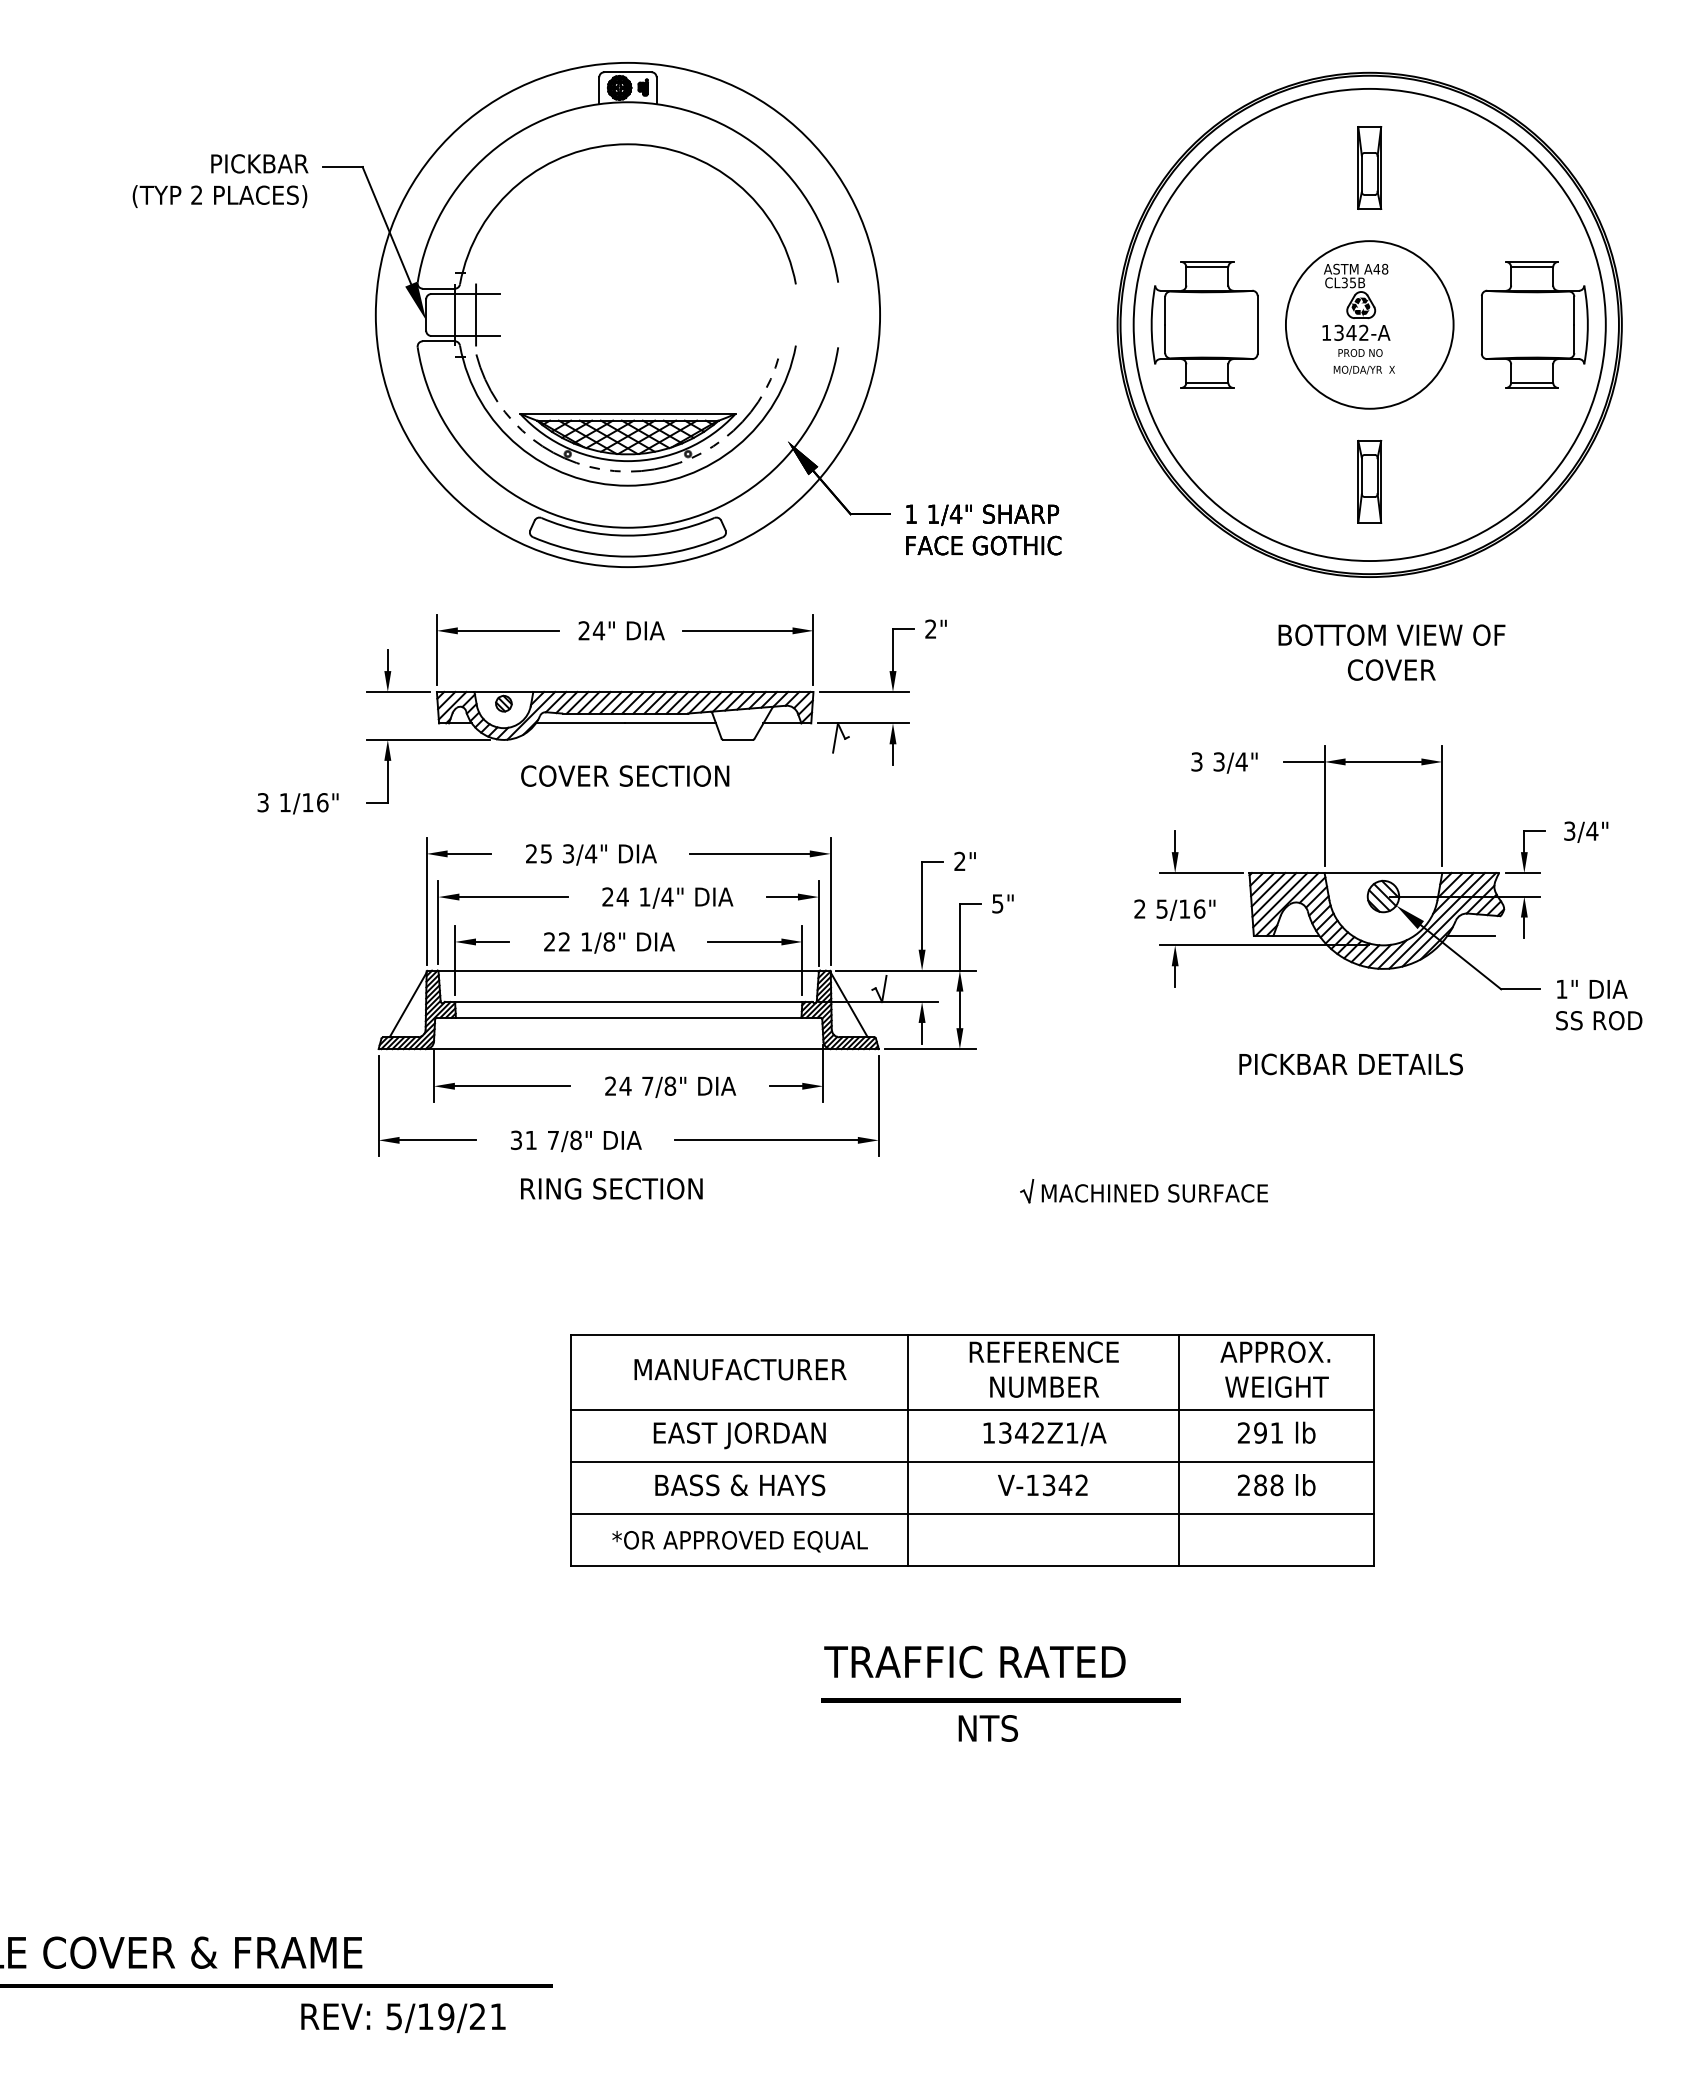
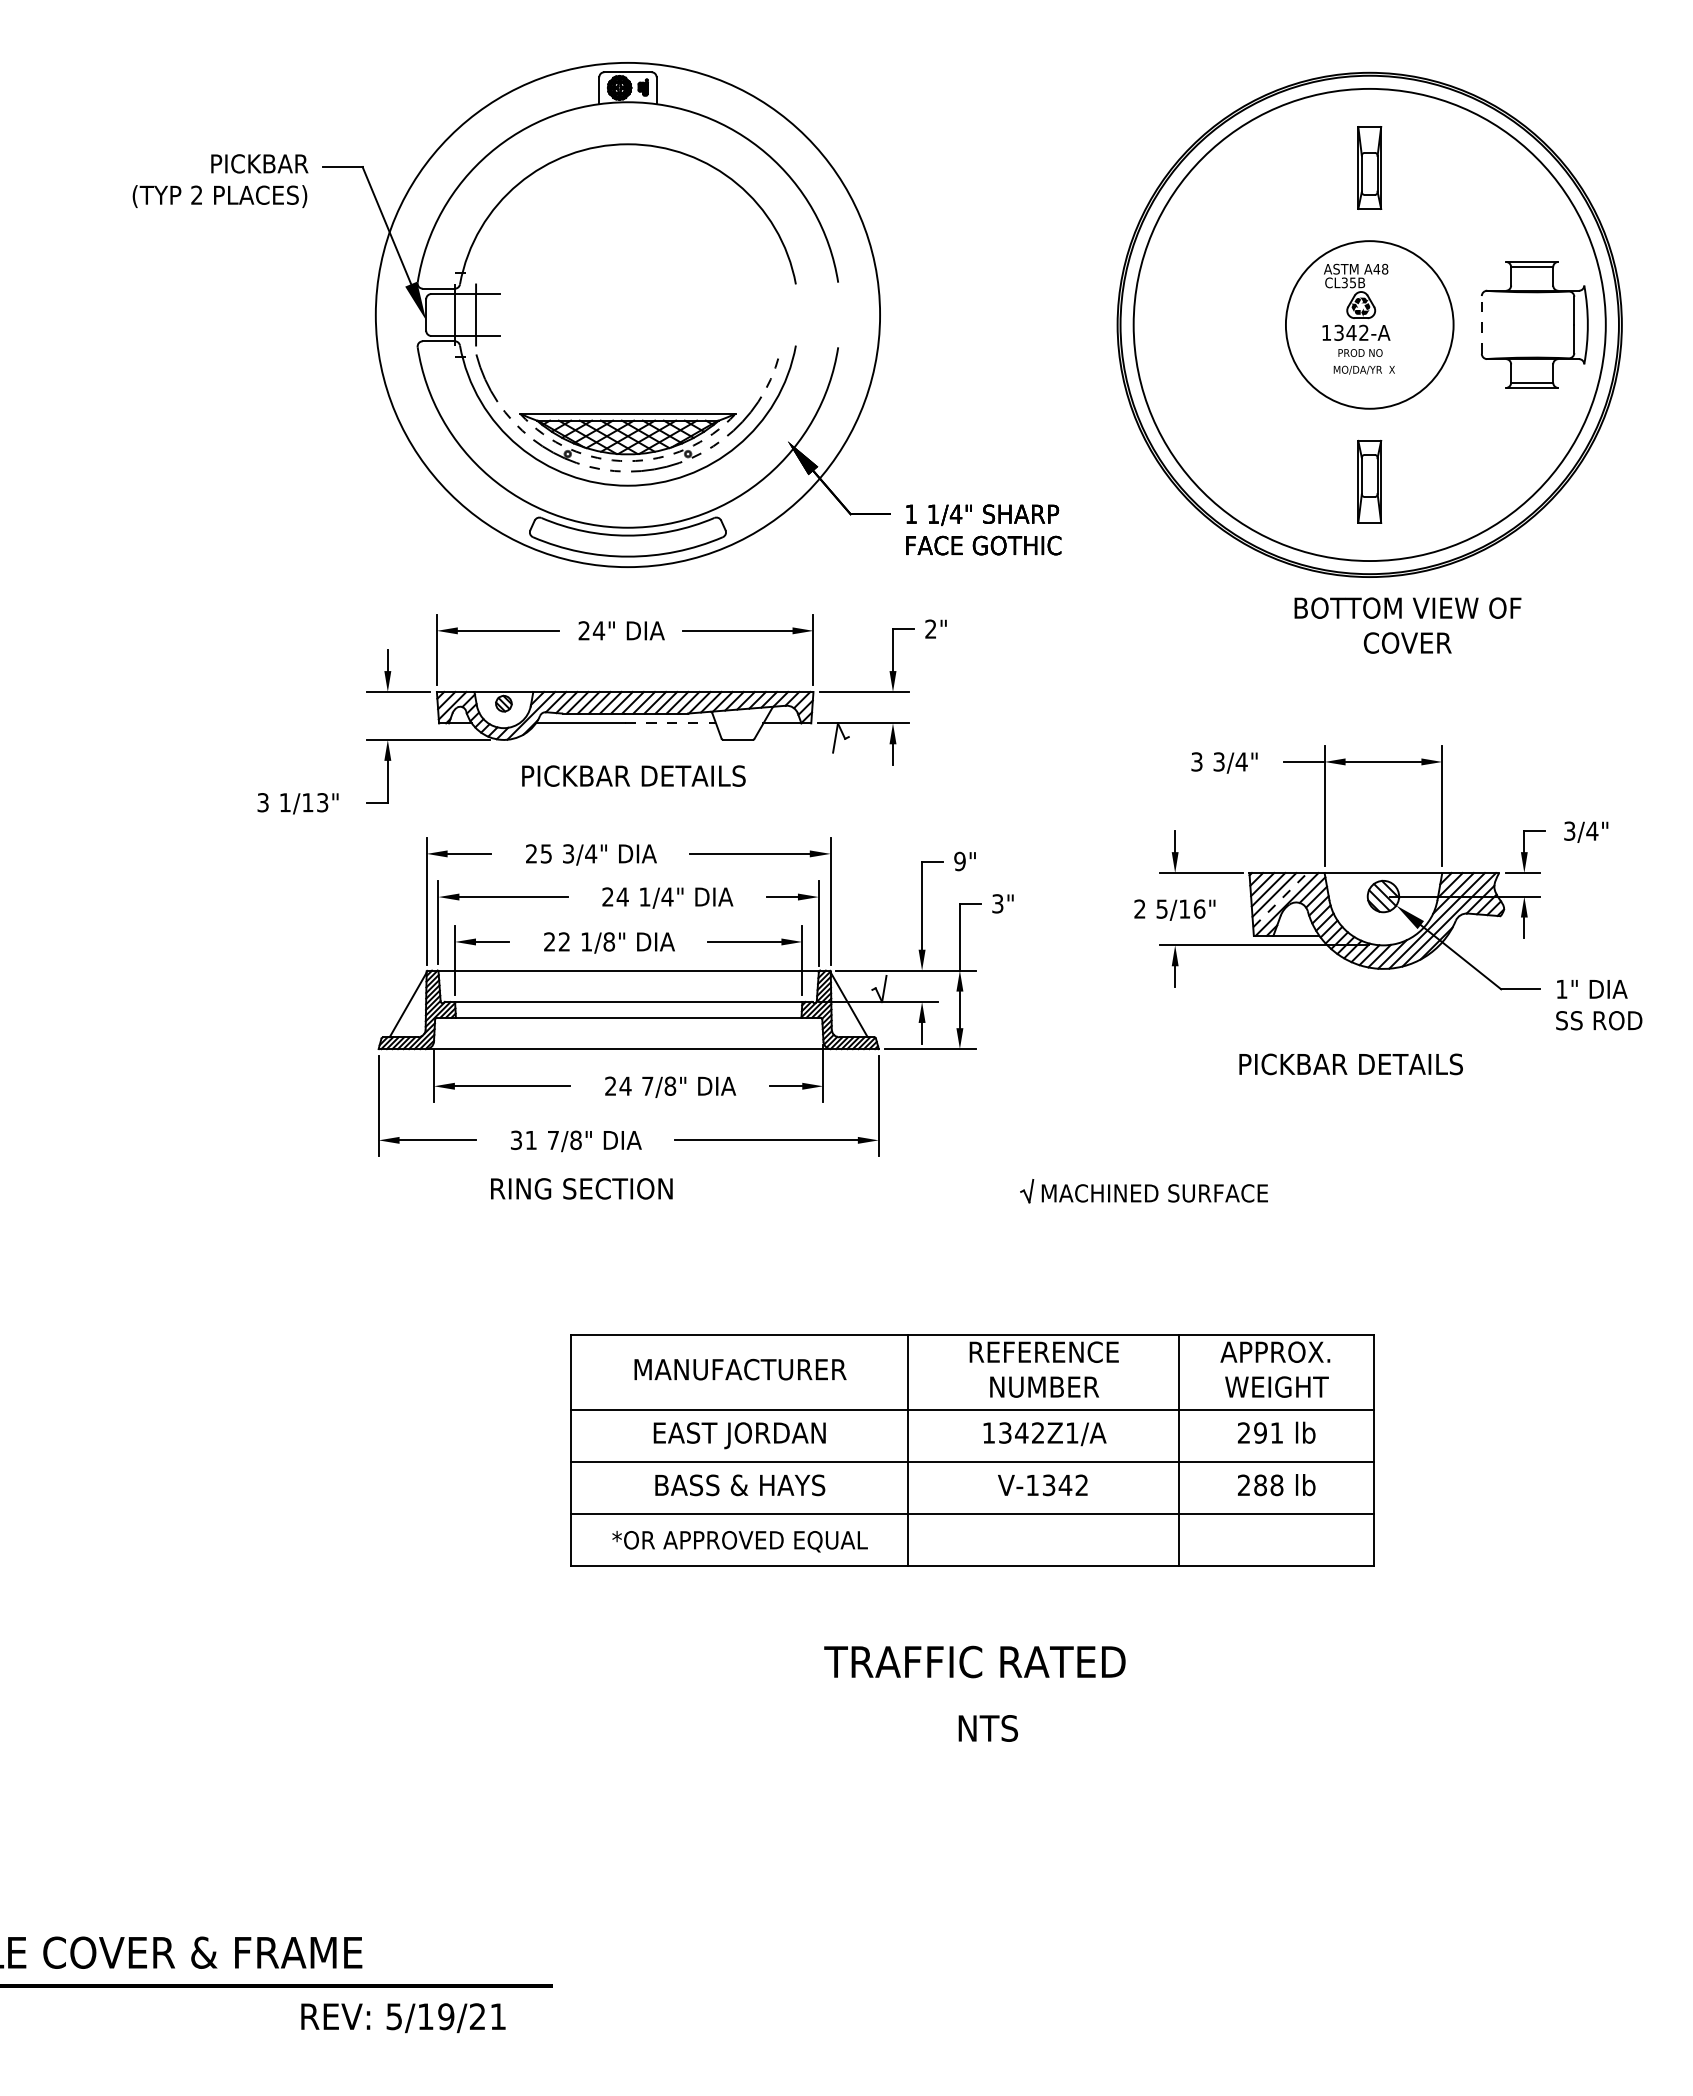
part: present -> none (1204, 324)
line: solid -> dashed (1481, 324)
arc: solid -> dashed (627, 461)
text position: (1391, 652) -> (1407, 625) (1407, 625)
line: solid -> dashed (671, 723)
text: COVER SECTION -> PICKBAR DETAILS (633, 775)
text: 1/16" -> 1/13" (322, 802)
text: 2" -> 9" (959, 861)
line: solid -> dashed (1280, 899)
text: 5" -> 3" (997, 903)
line: present -> none (1470, 935)
text position: (611, 1188) -> (581, 1188) (581, 1188)
line: present -> none (1000, 1700)
